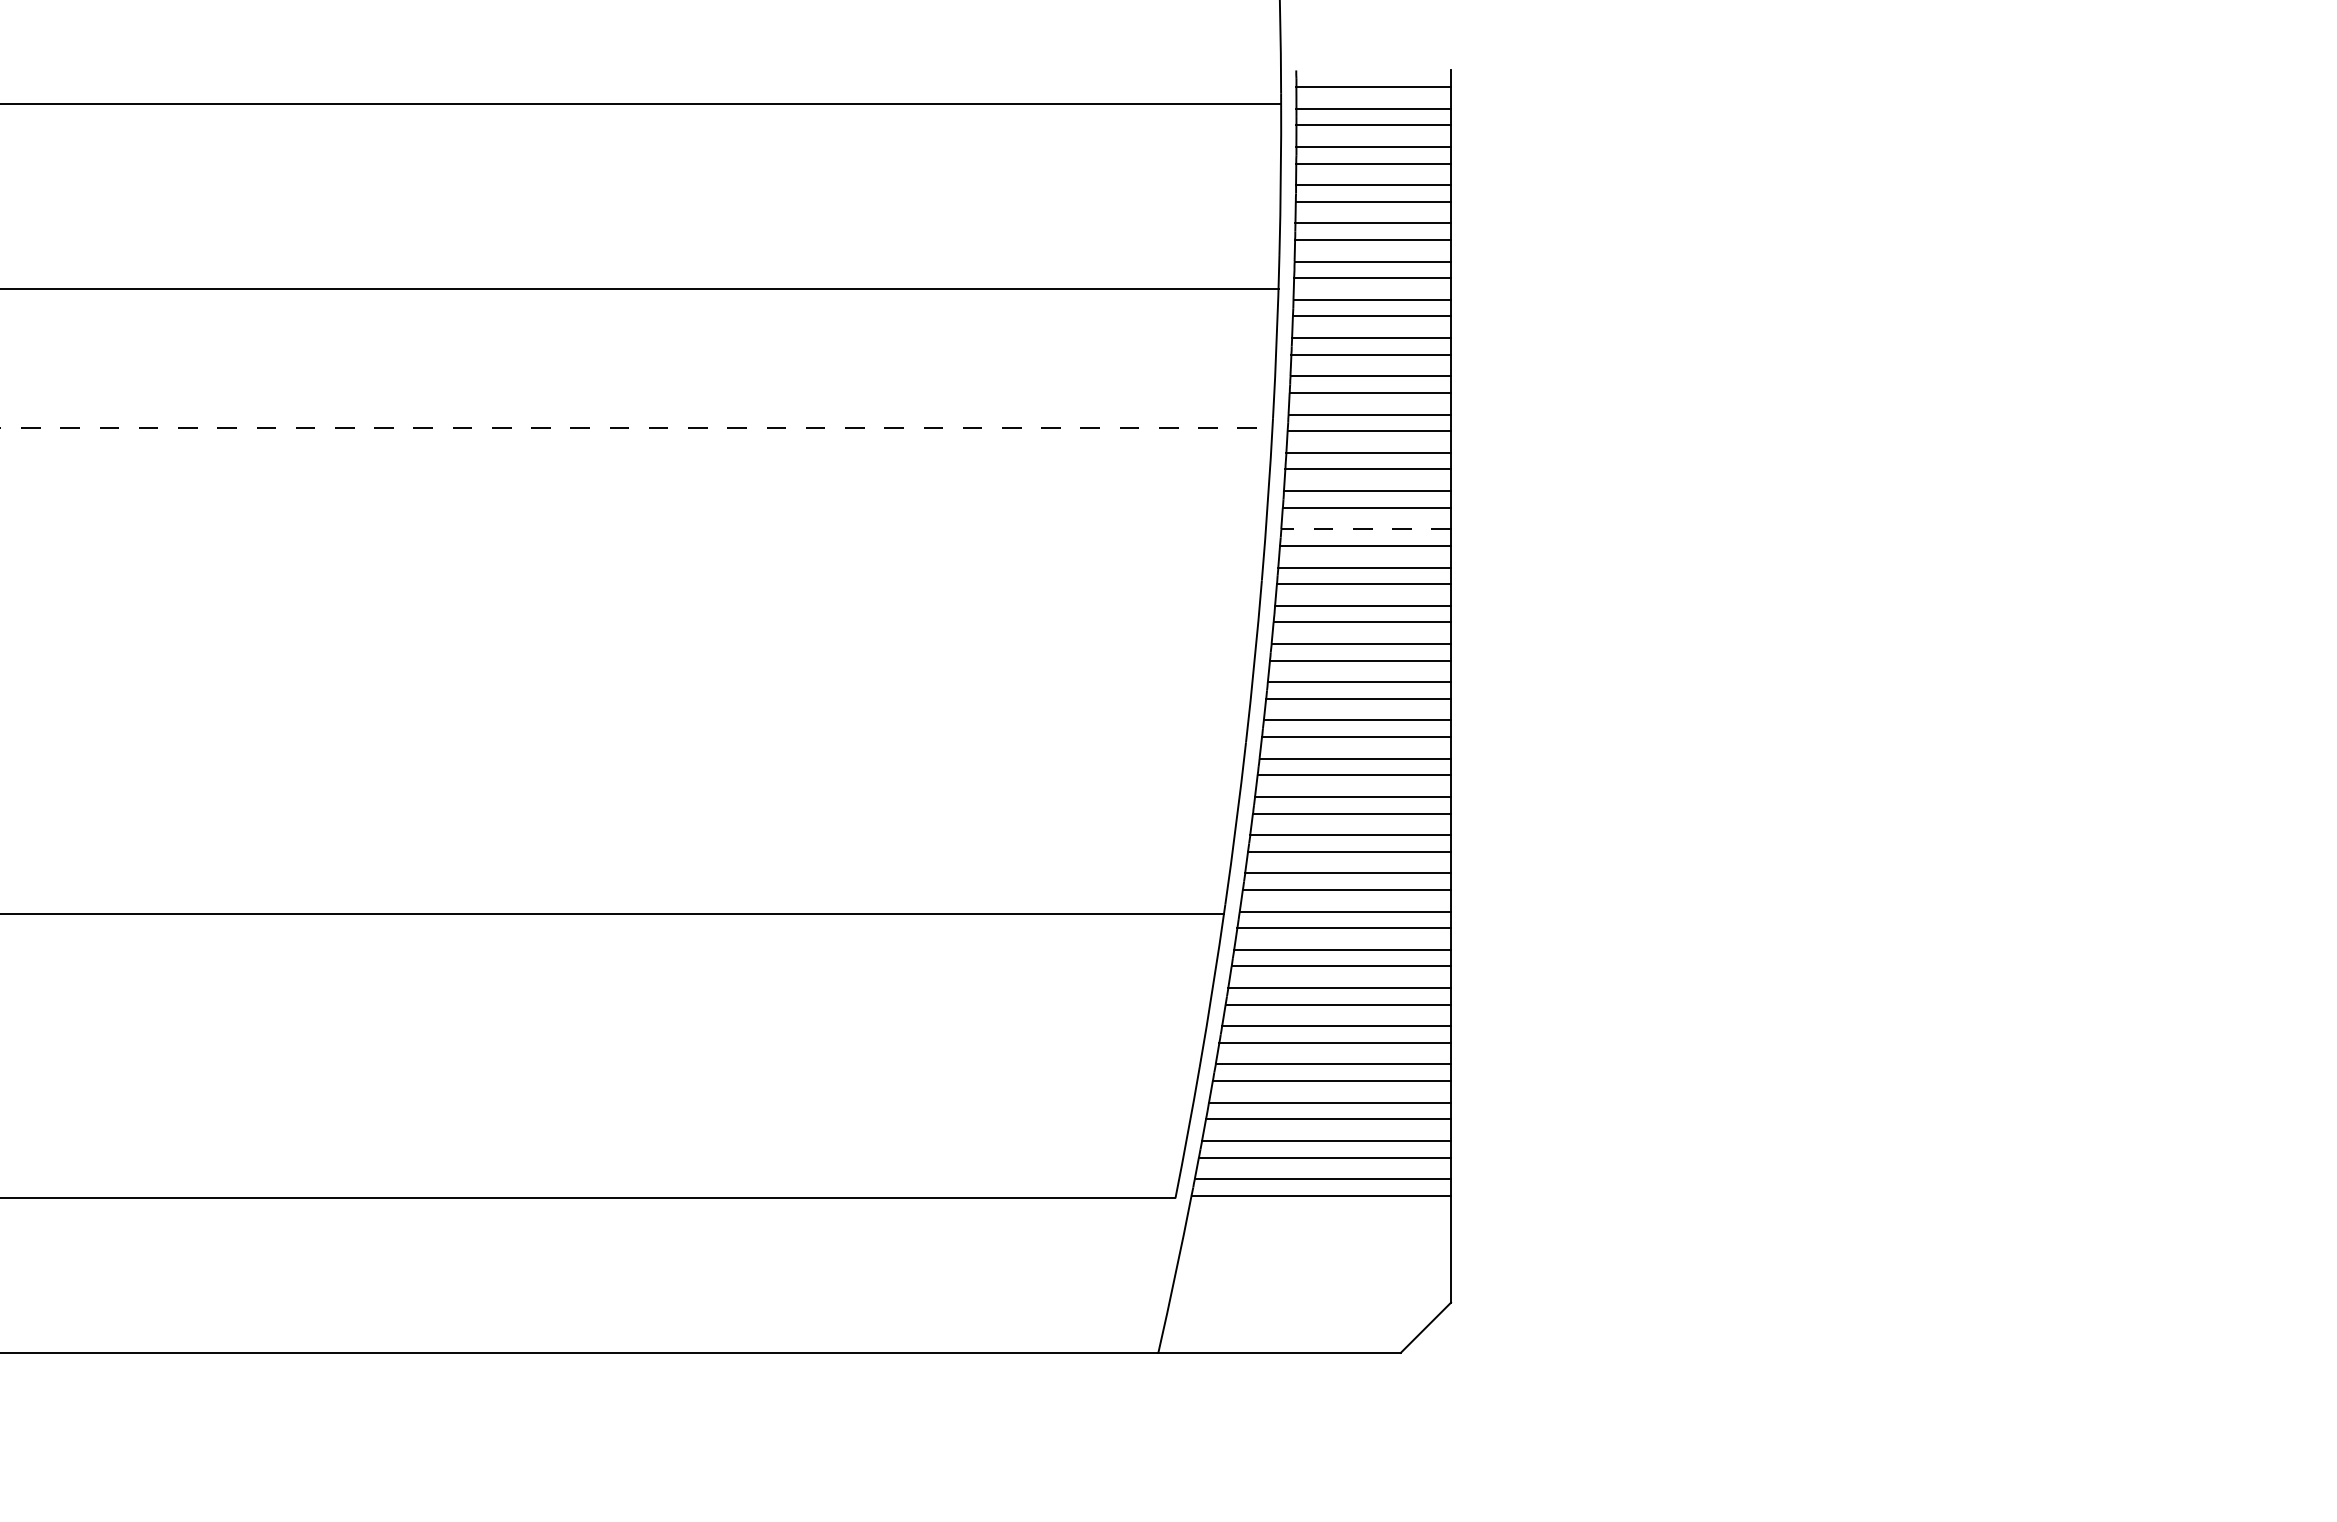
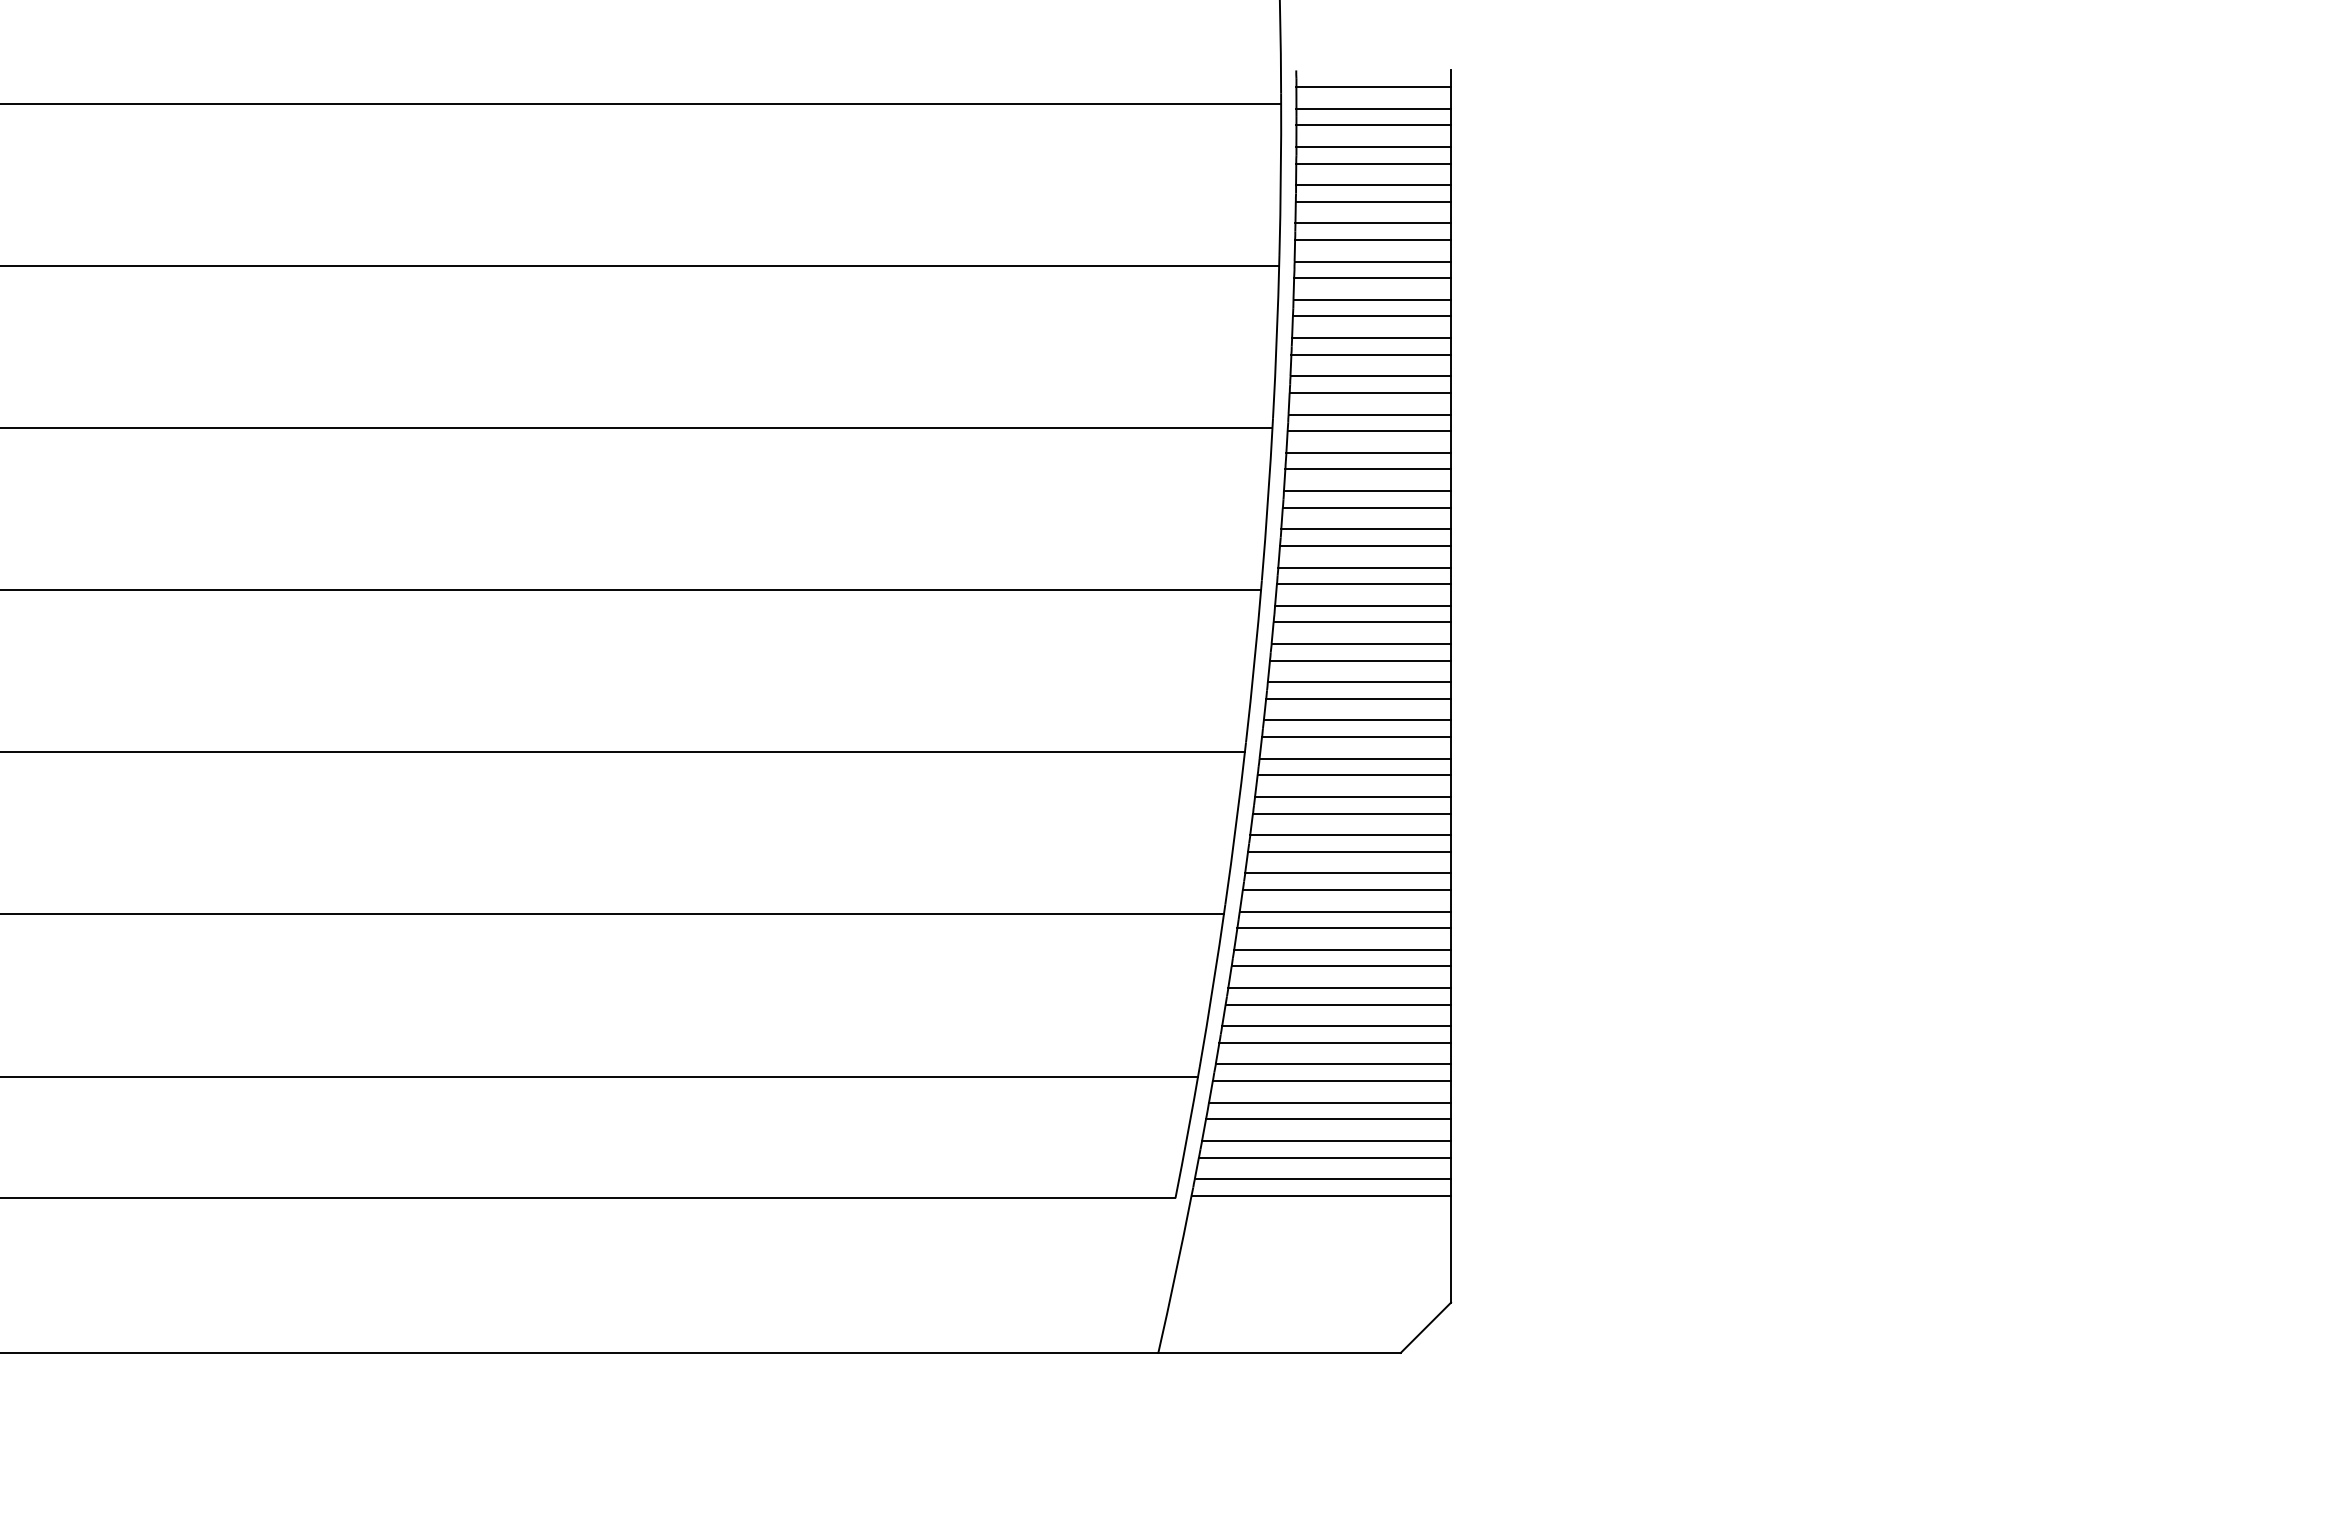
line position: (640, 288) -> (640, 265) (640, 265)
line: dashed -> solid (636, 427)
line: dashed -> solid (1366, 529)
line: none -> present (631, 590)
line: none -> present (623, 752)
line: none -> present (599, 1076)
